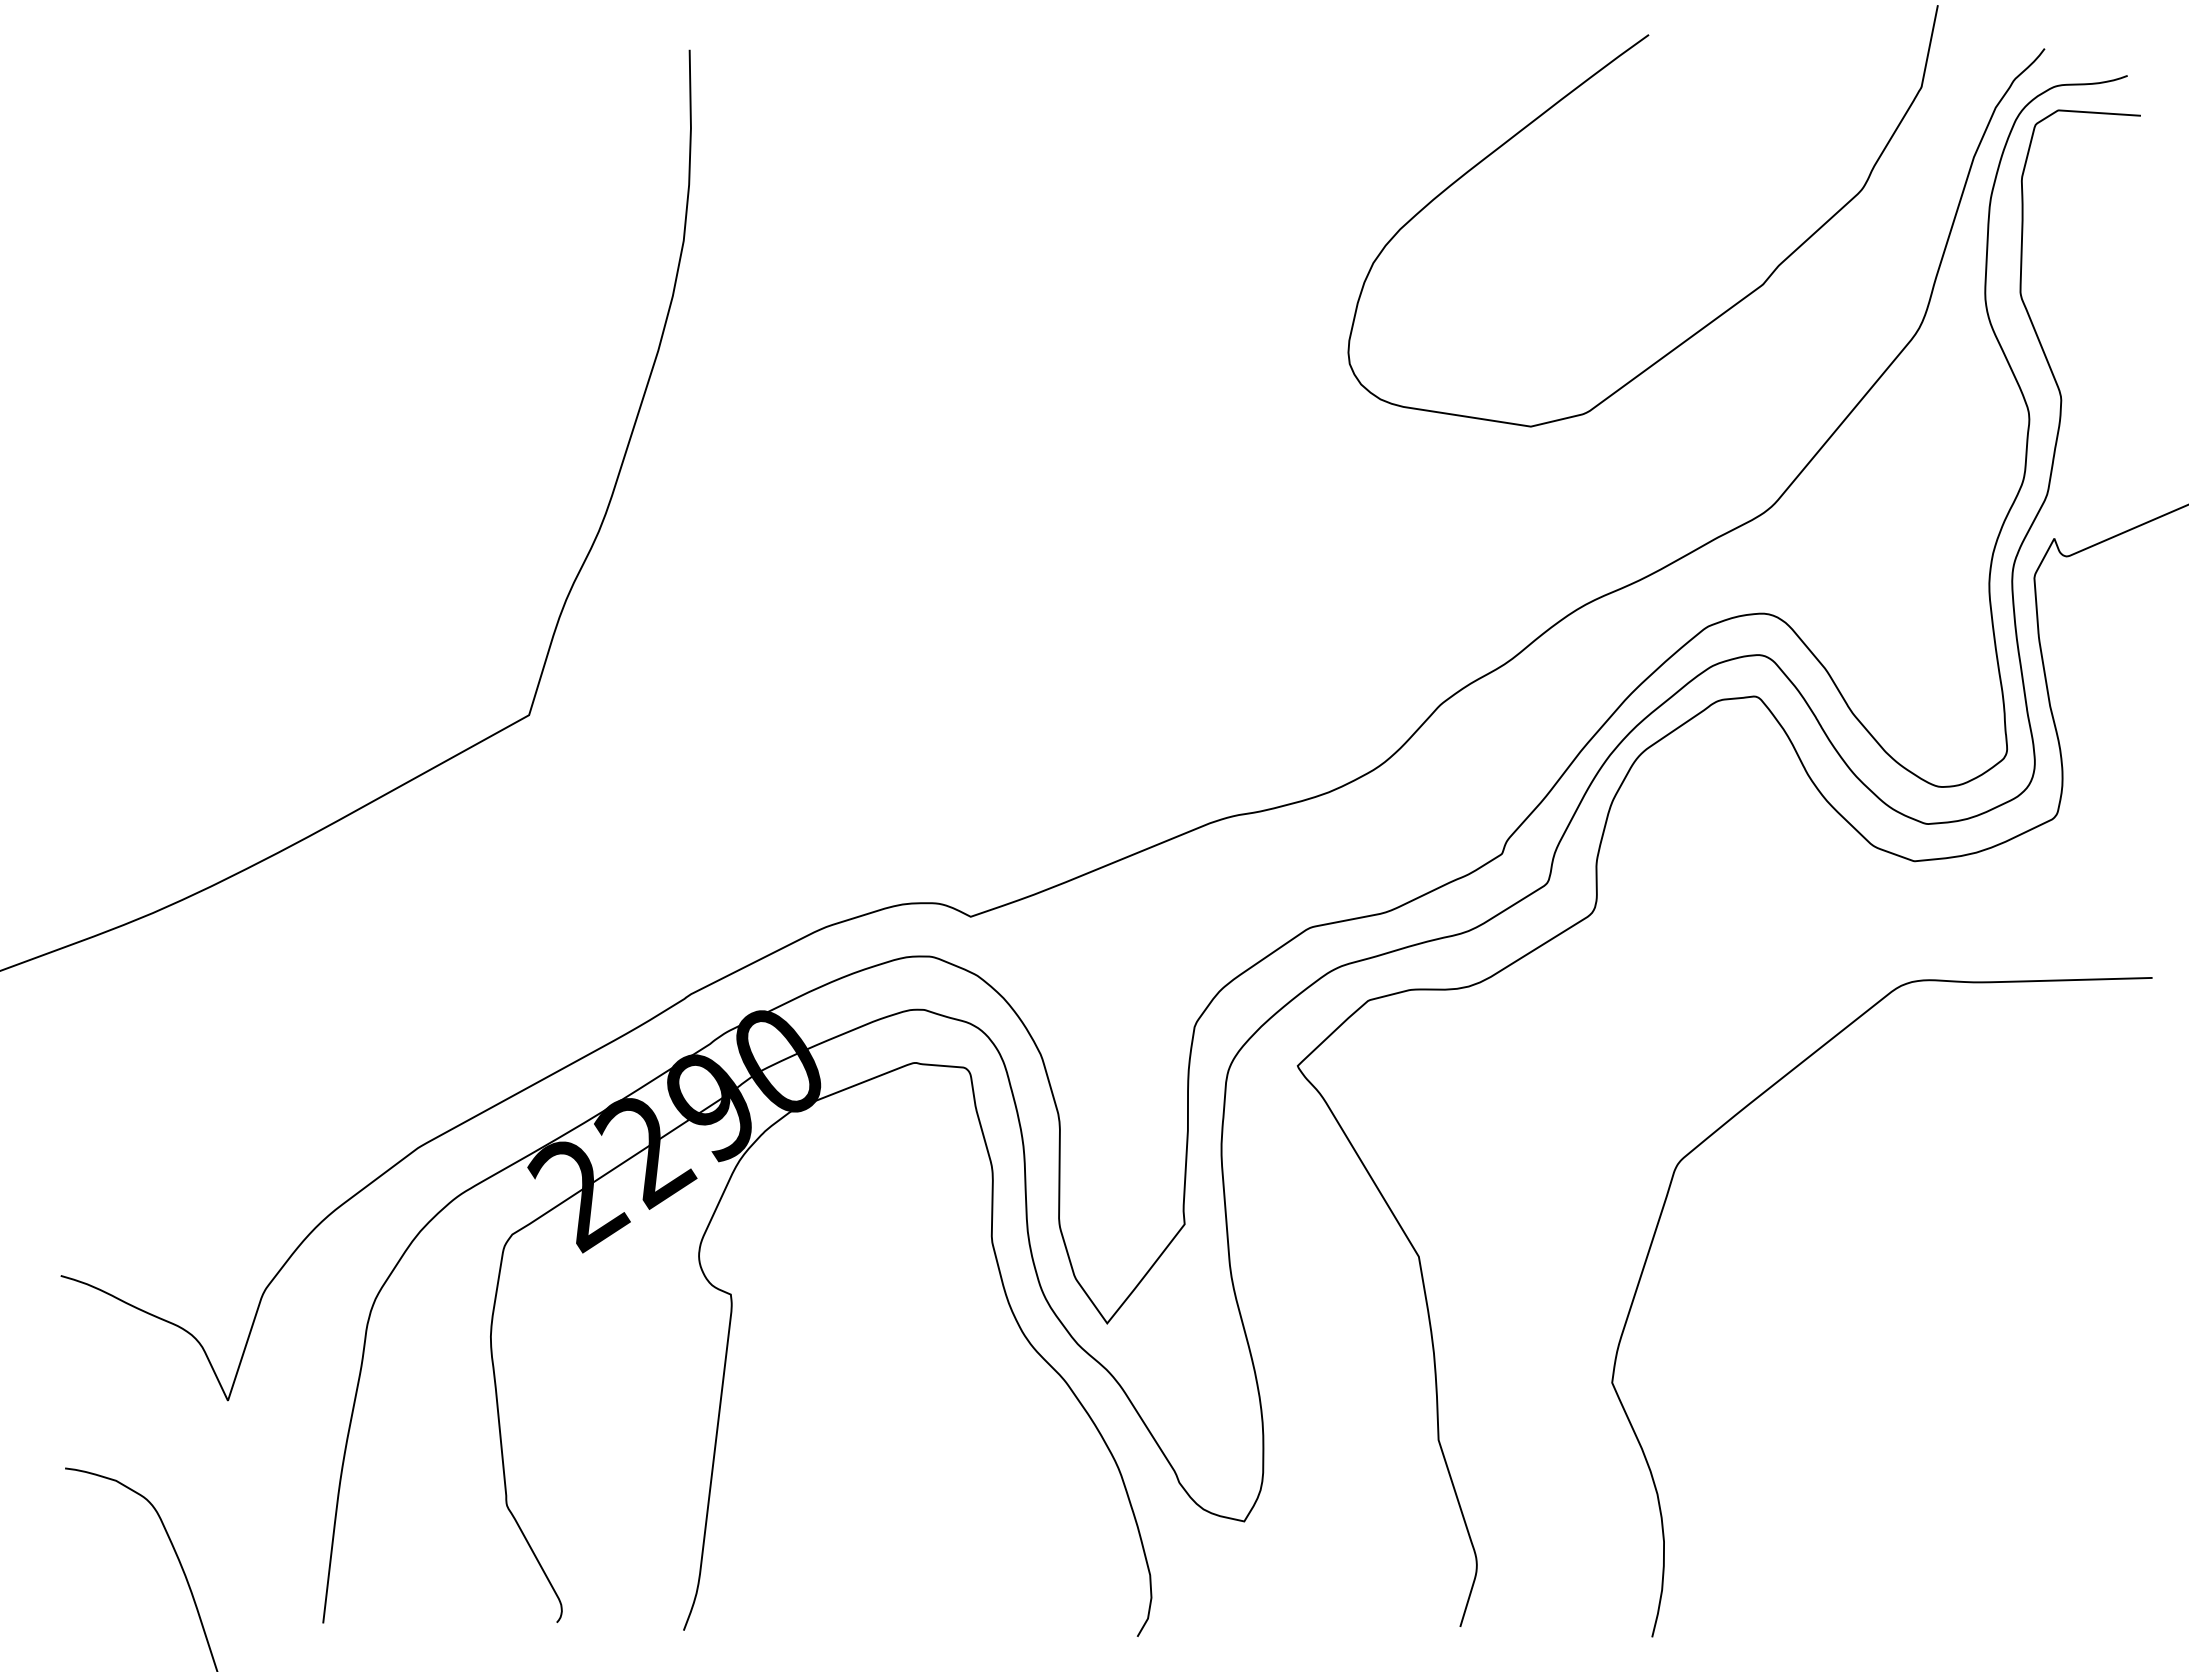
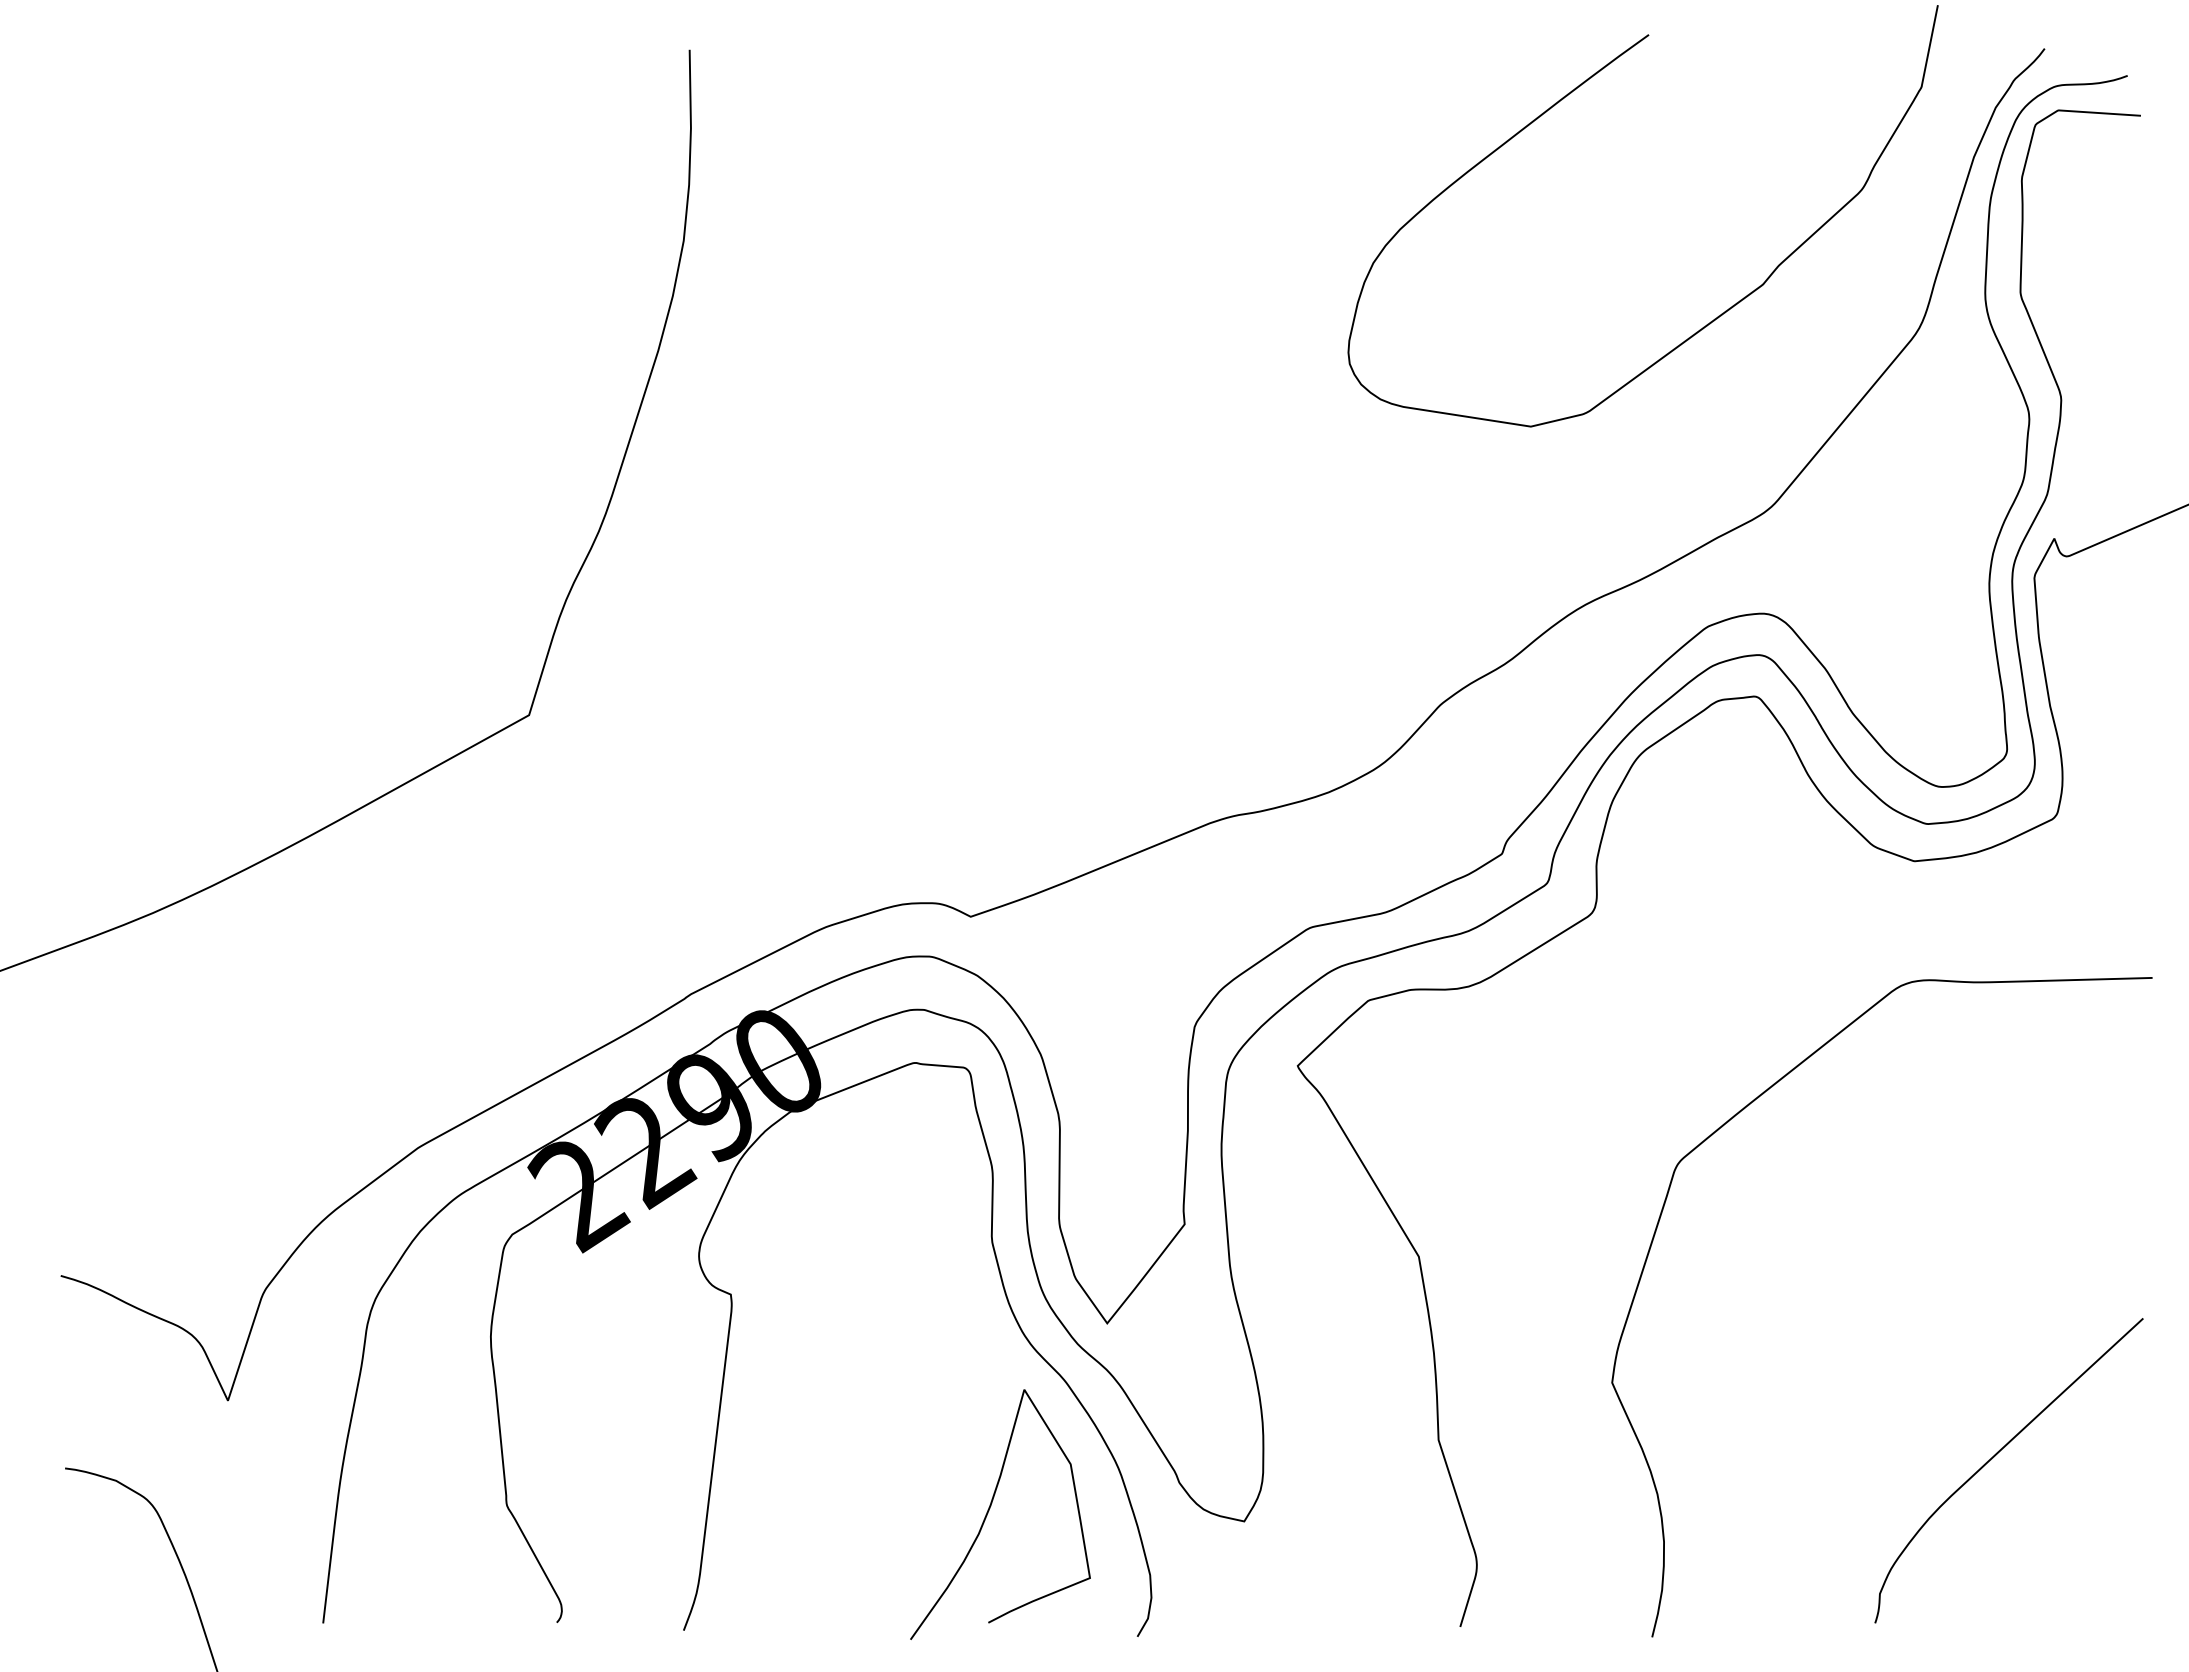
curve: none -> present (1995, 1456)
curve: none -> present (990, 1508)
